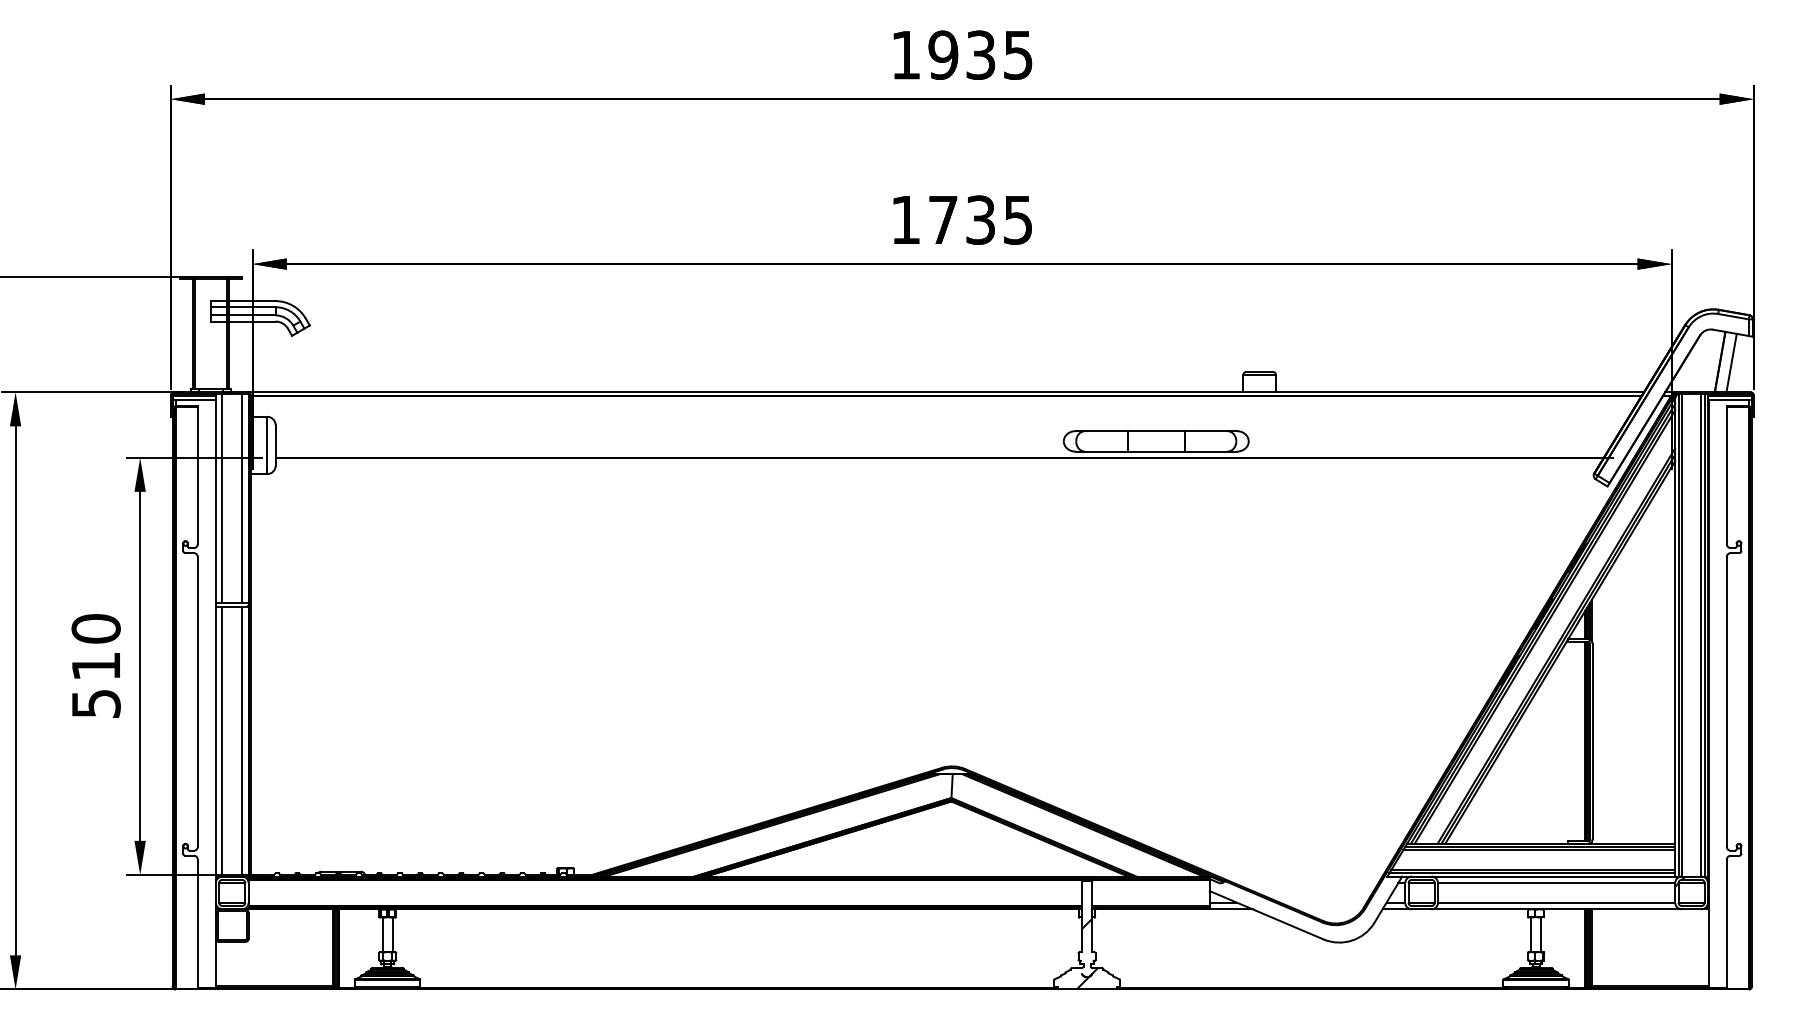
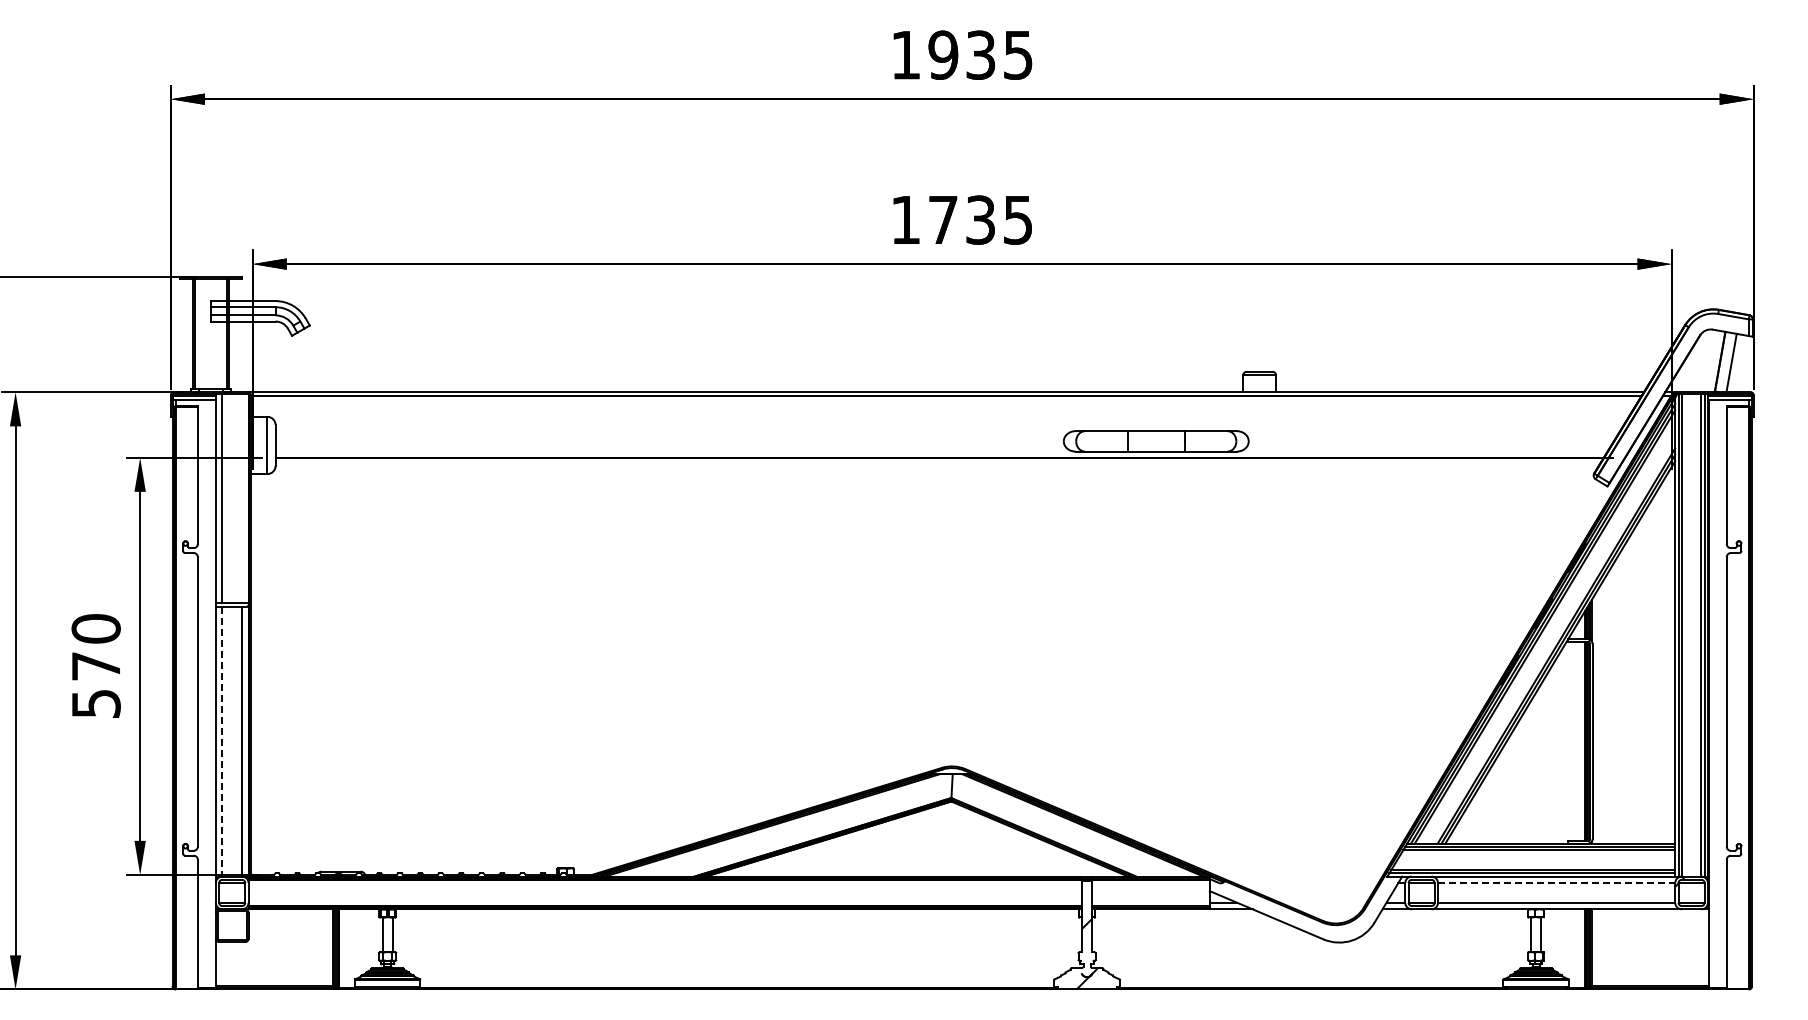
line: present -> none (242, 498)
text: 510 -> 570 (95, 666)
line: solid -> dashed (222, 741)
line: solid -> dashed (1556, 883)
